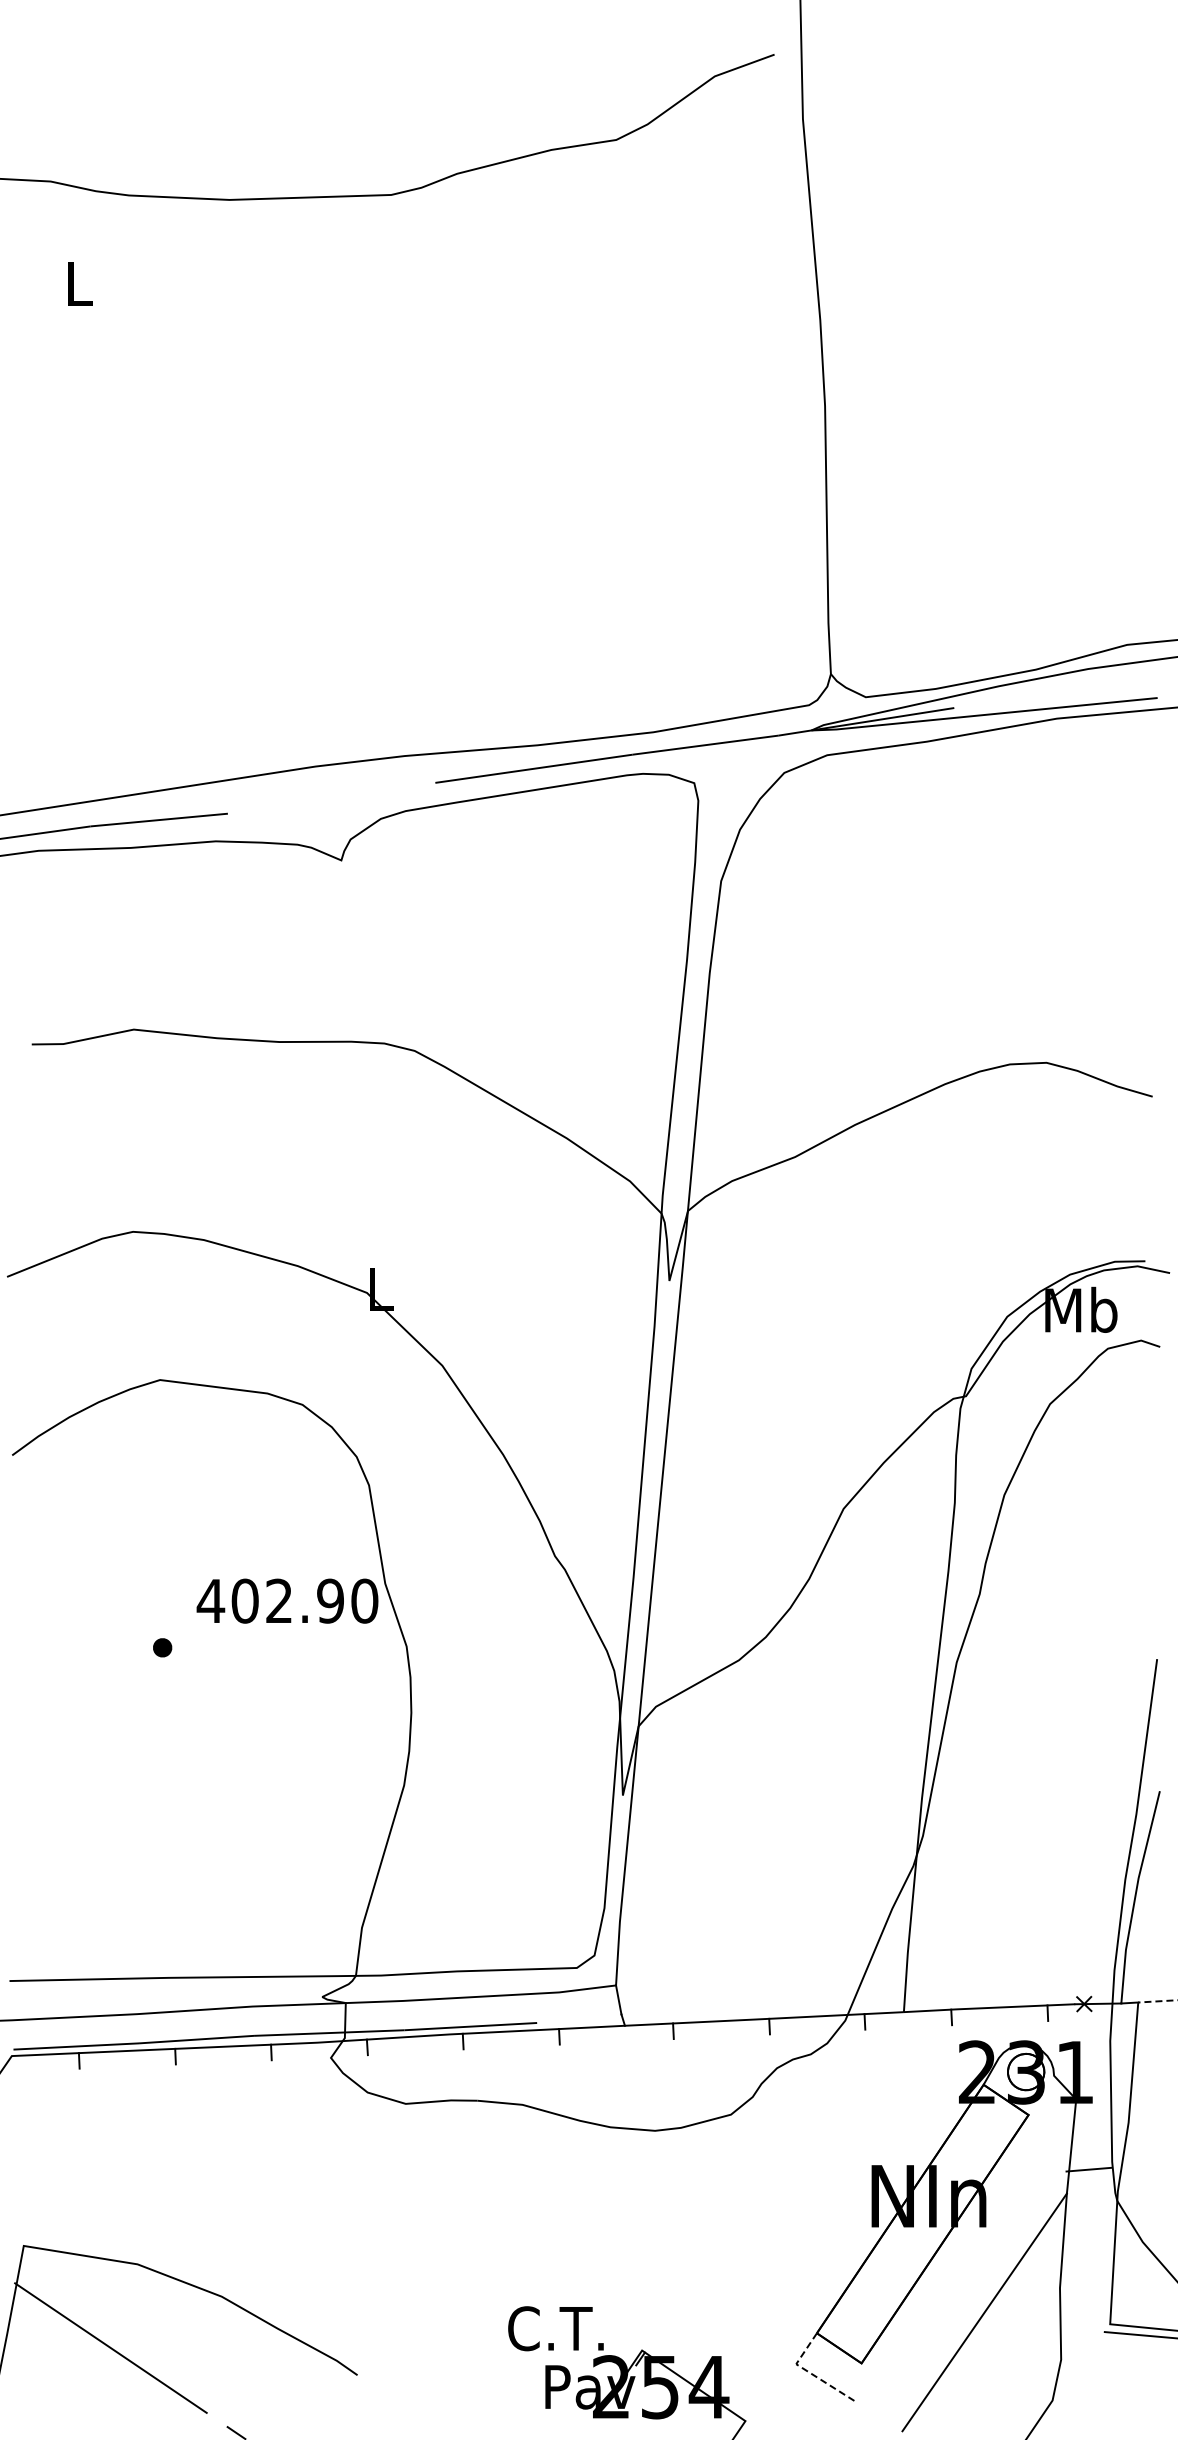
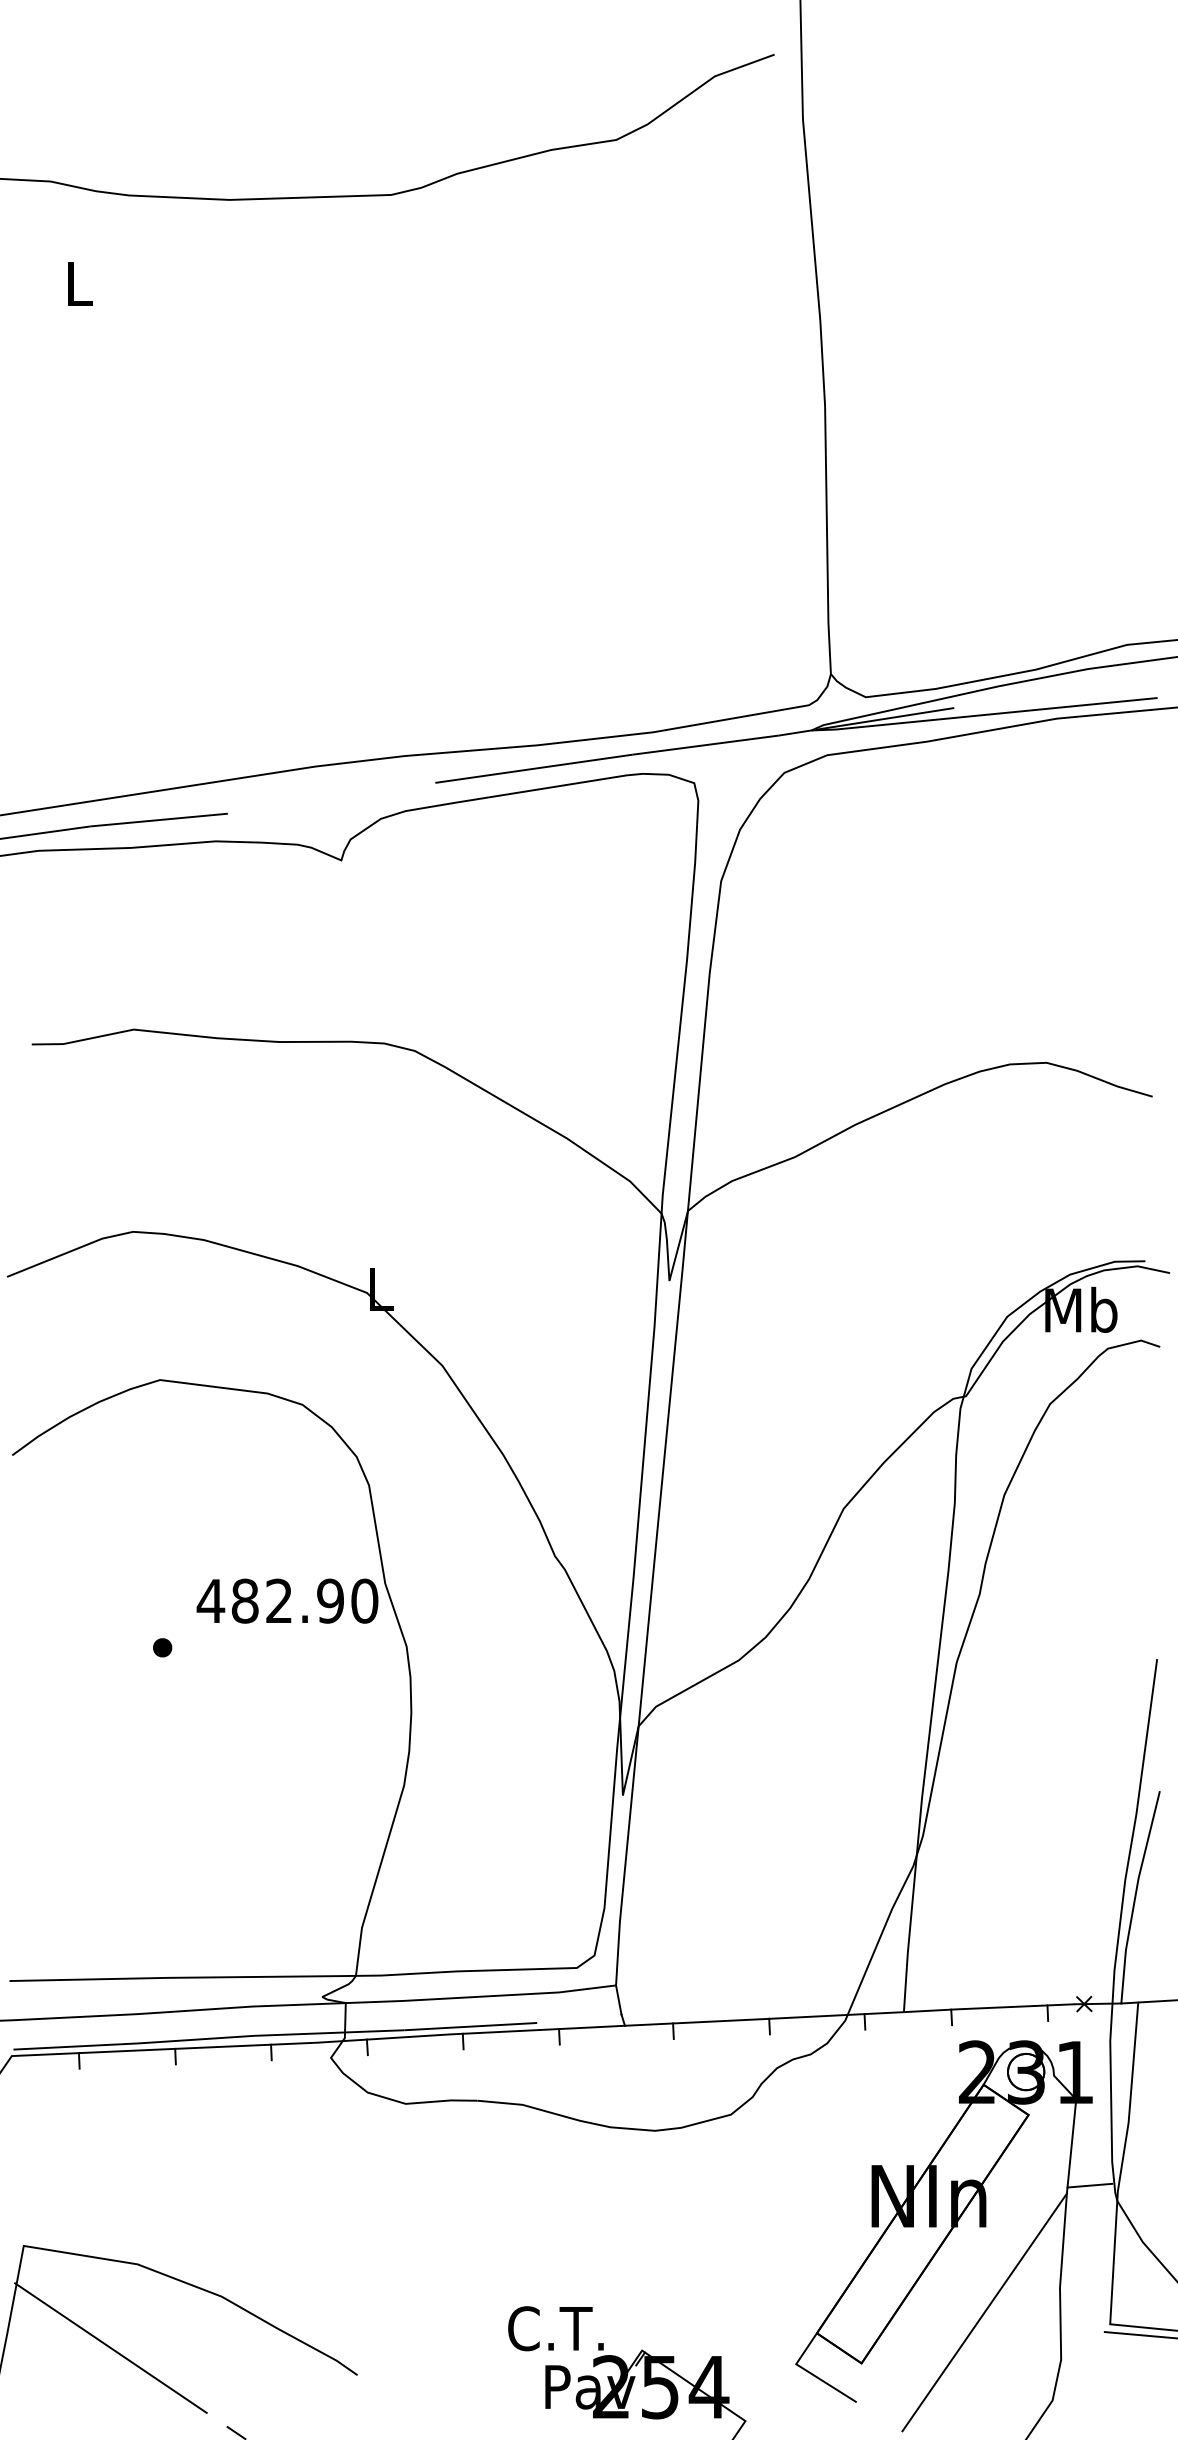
text: 402.90 -> 482.90 (244, 1600)
line: dashed -> solid (1158, 2001)
line position: (1088, 2169) -> (1089, 2185) (1089, 2185)
line: dashed -> solid (810, 2373)
